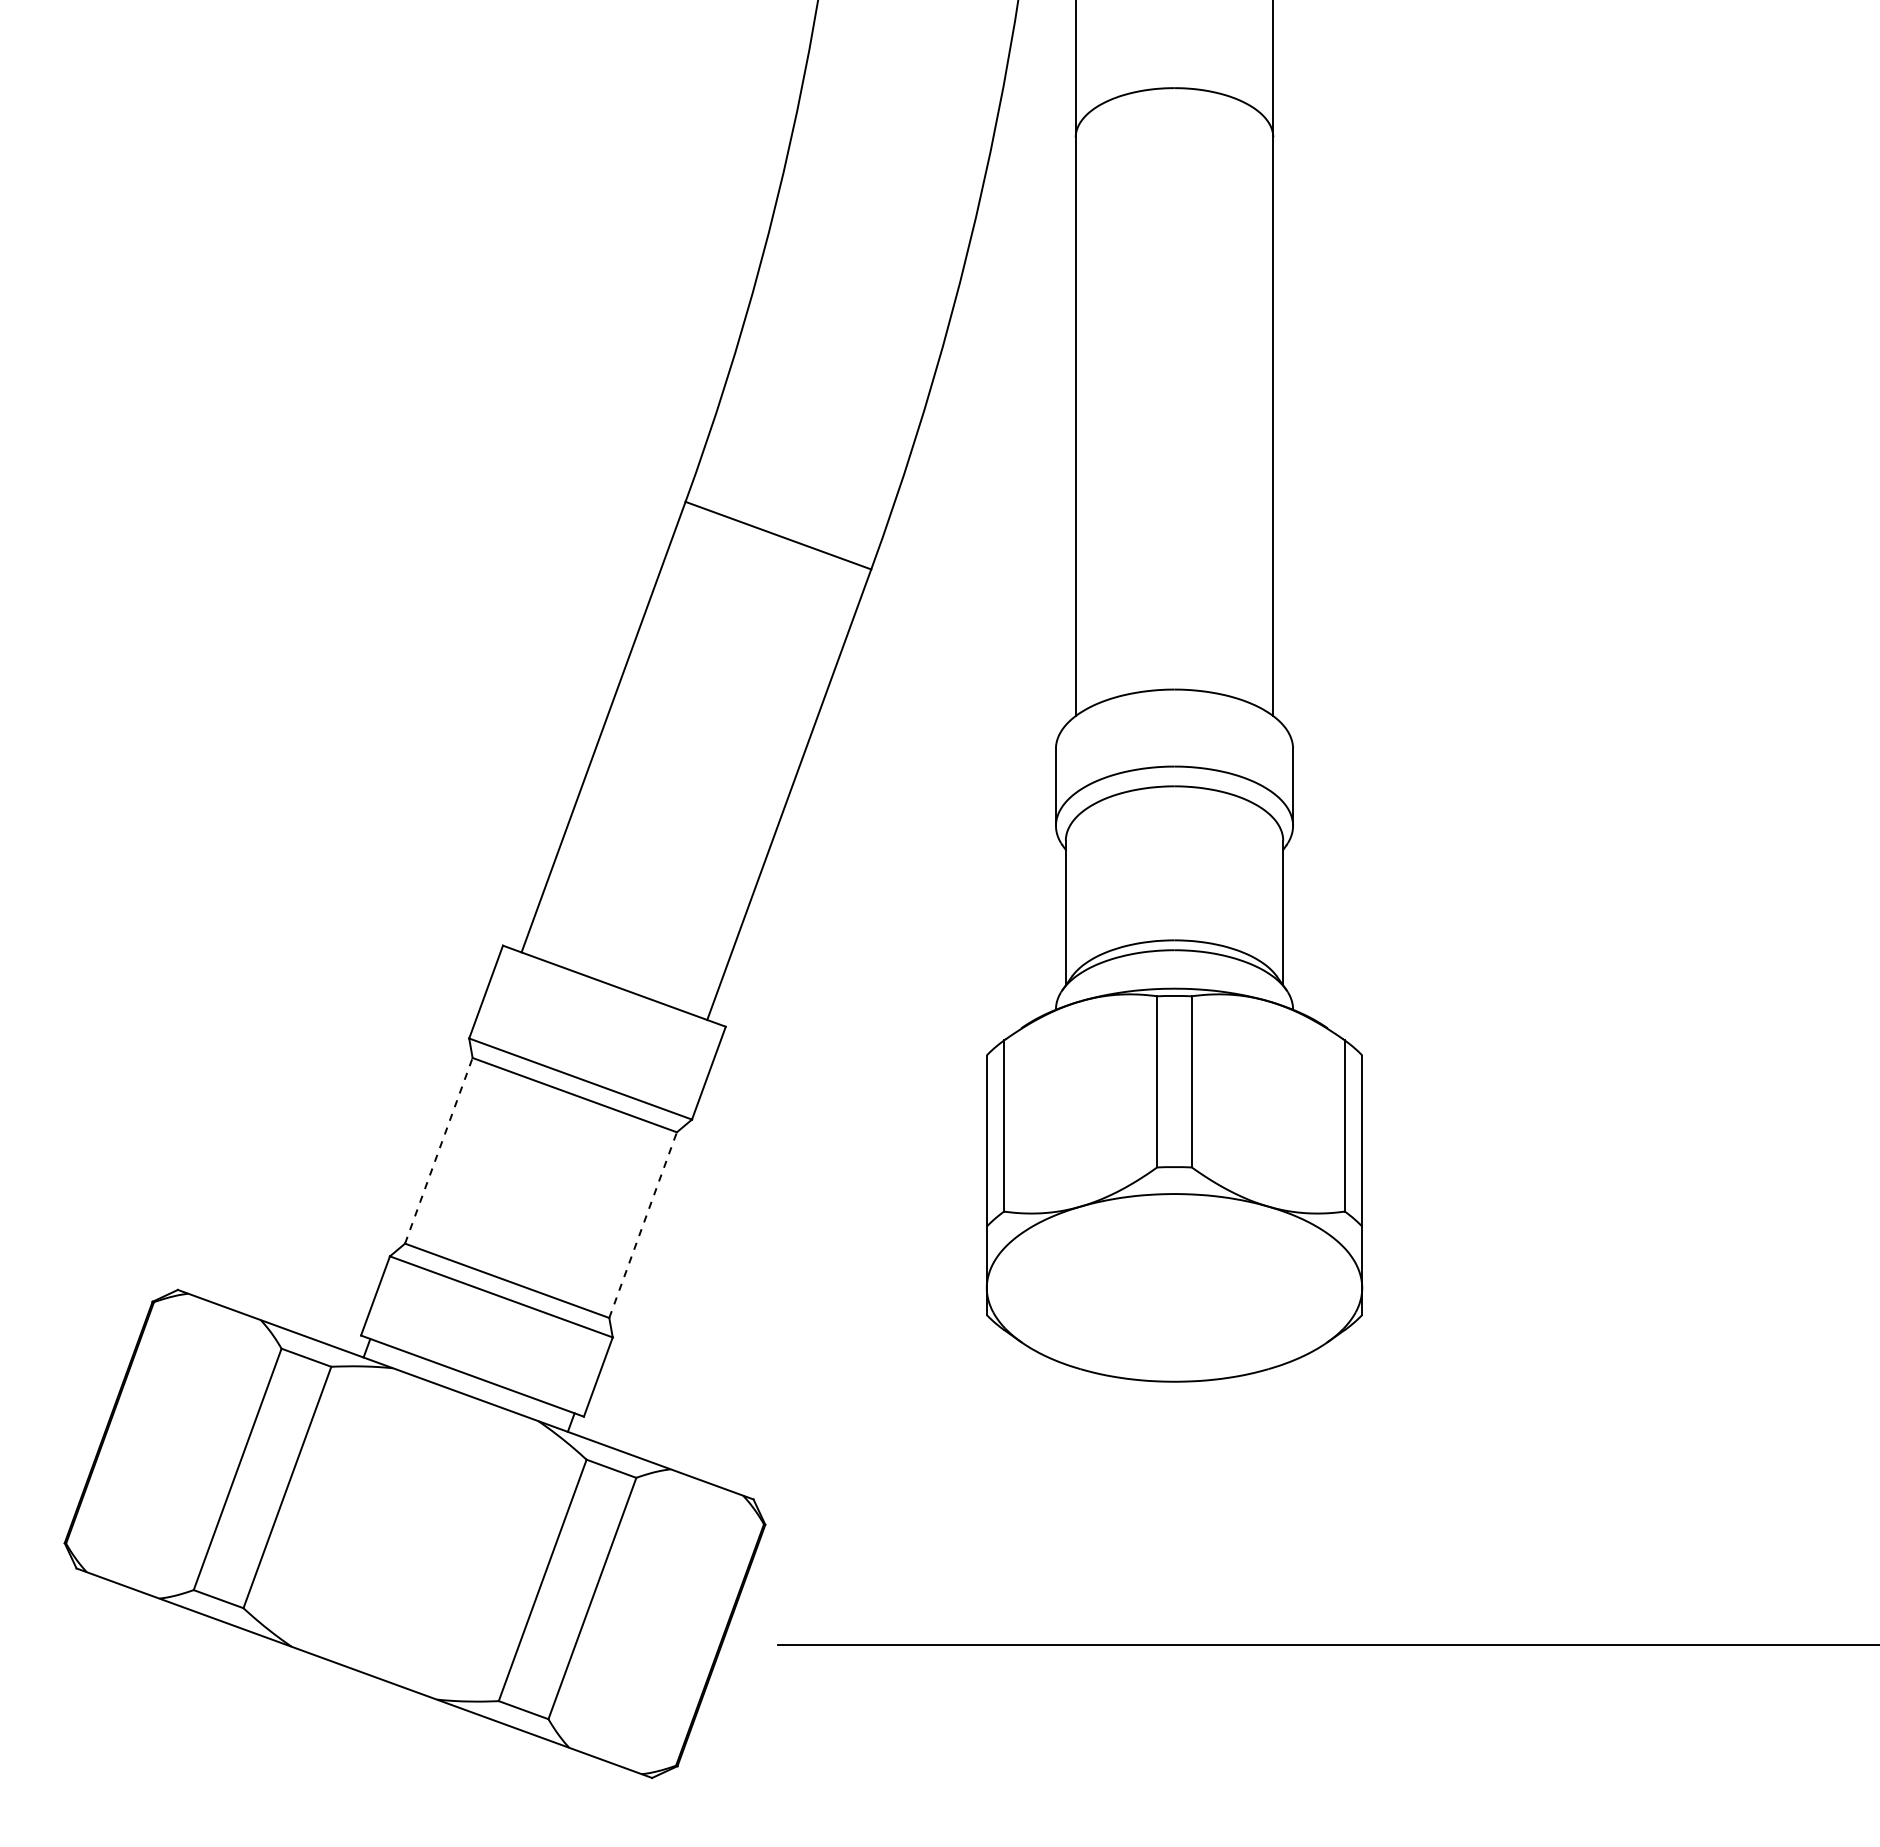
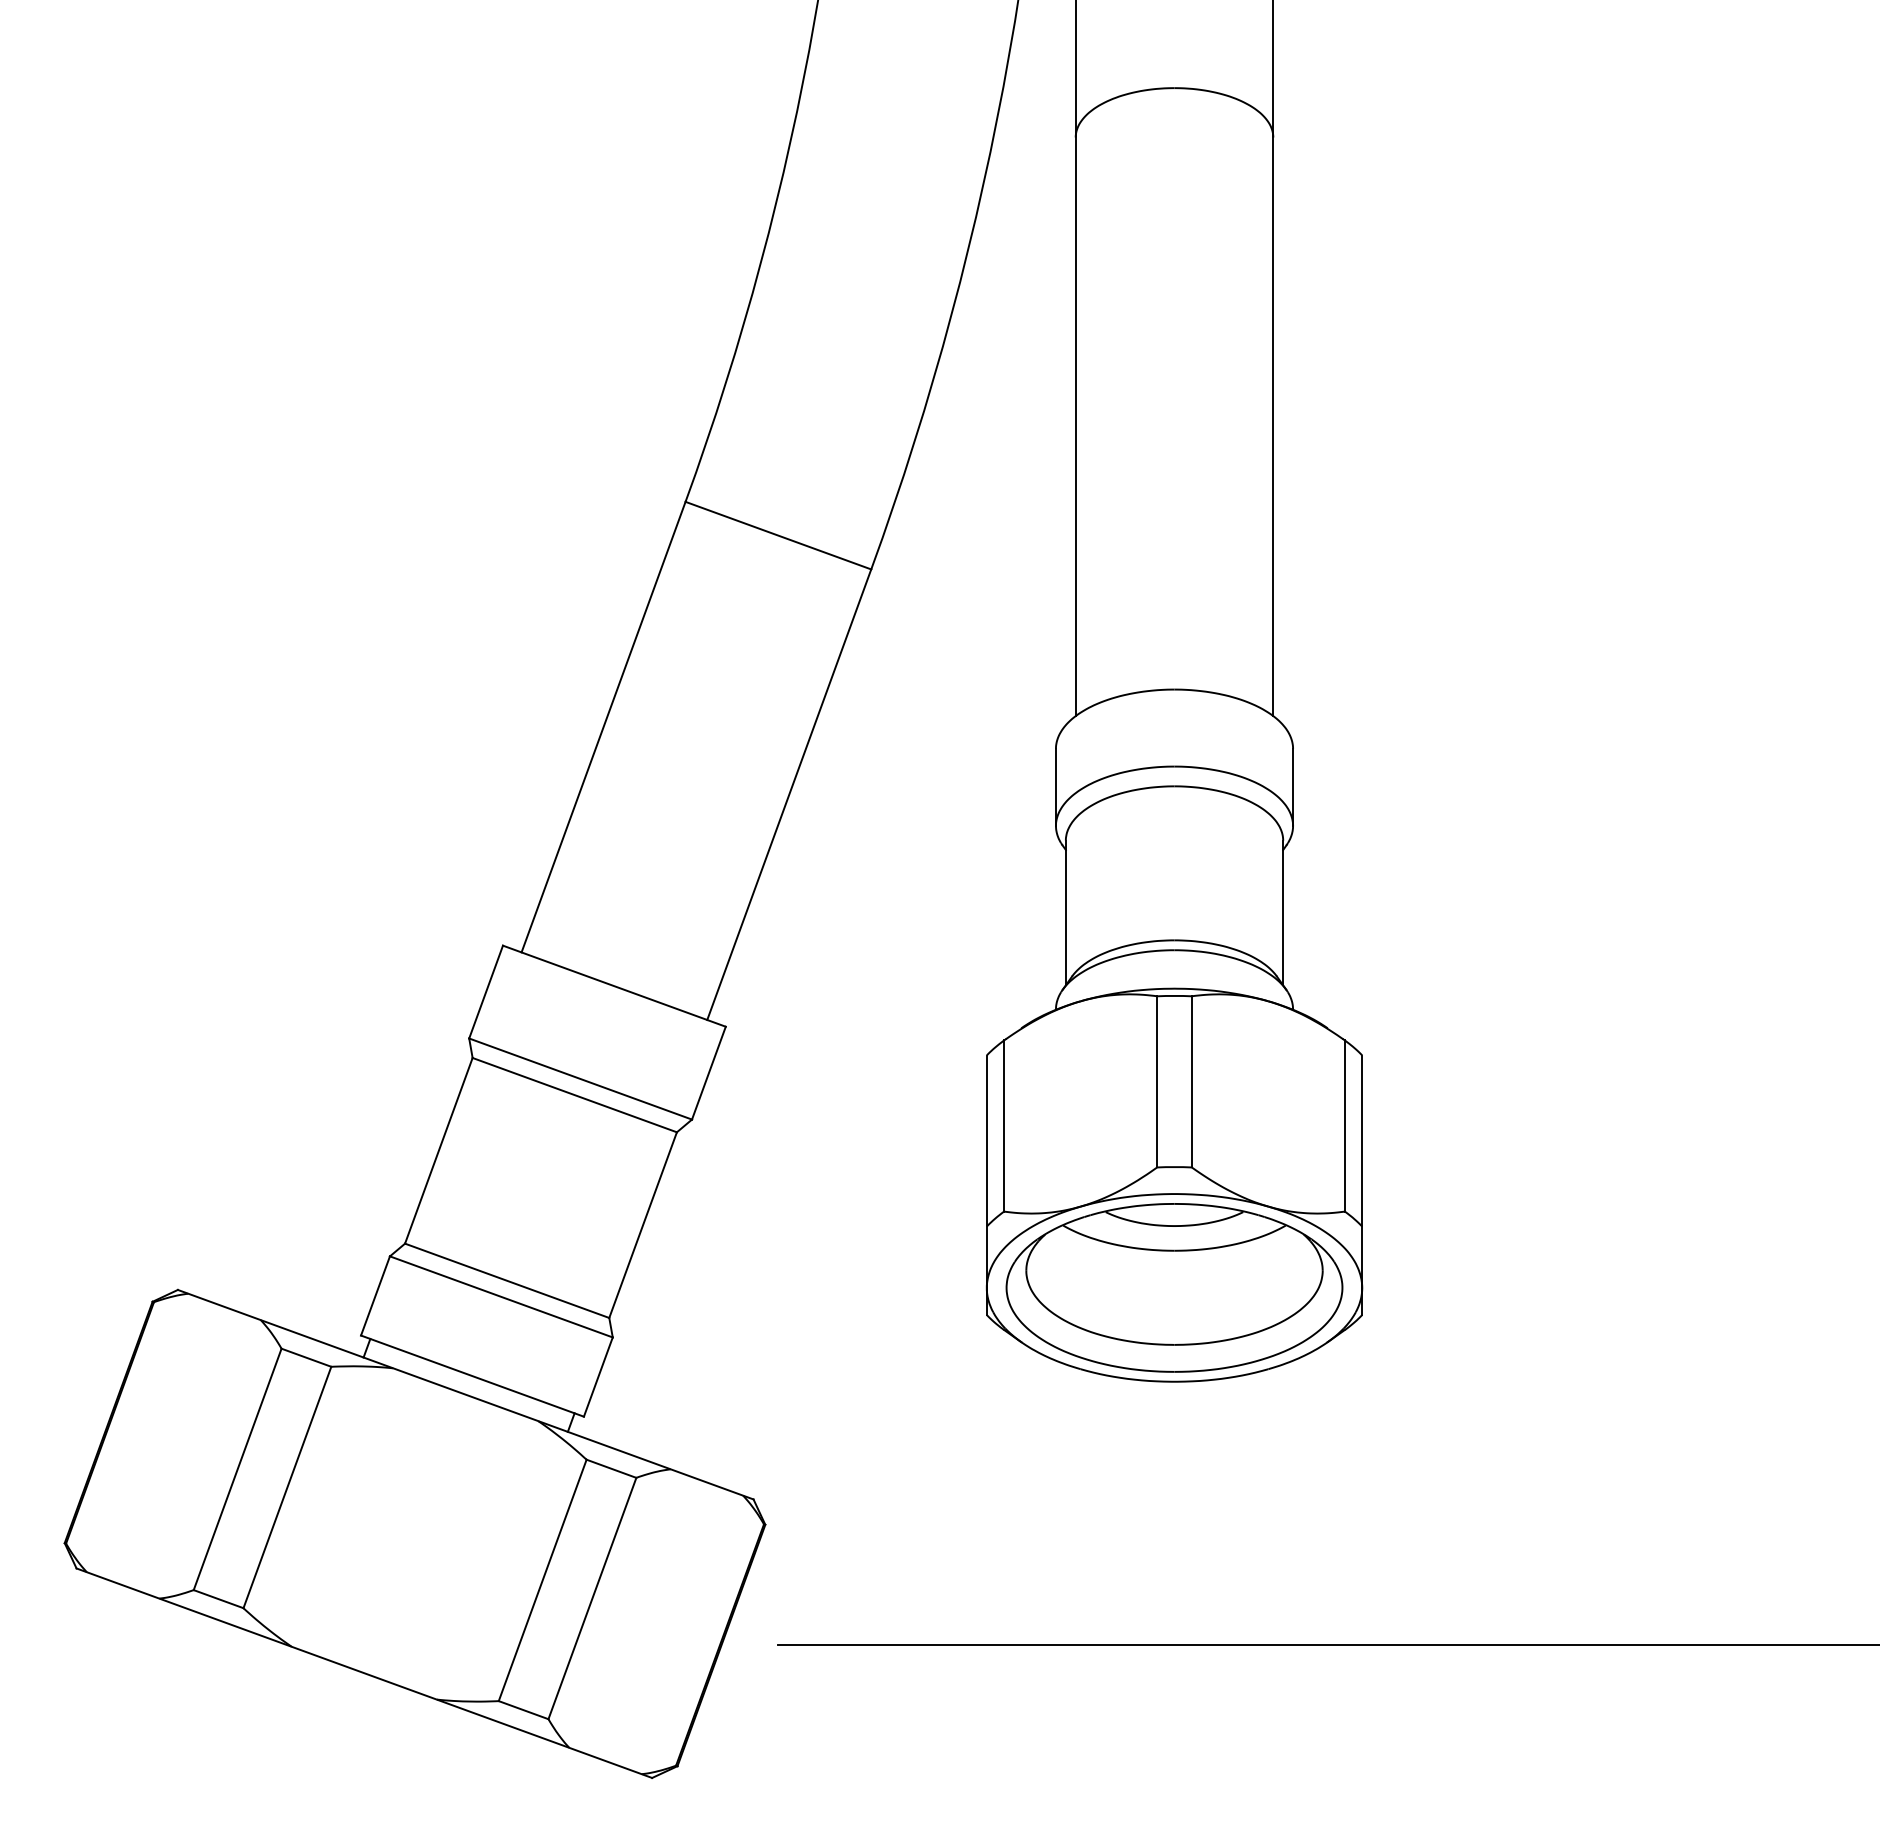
line: dashed -> solid (438, 1150)
line: dashed -> solid (643, 1225)
part: none -> present (1174, 1287)
